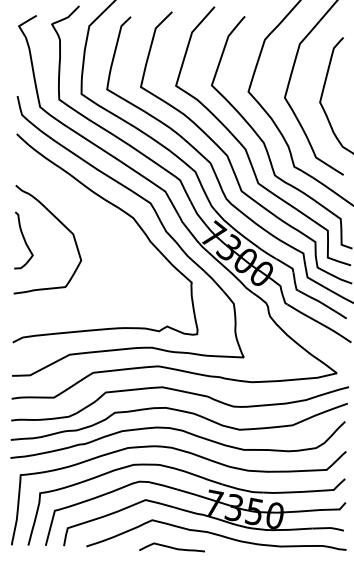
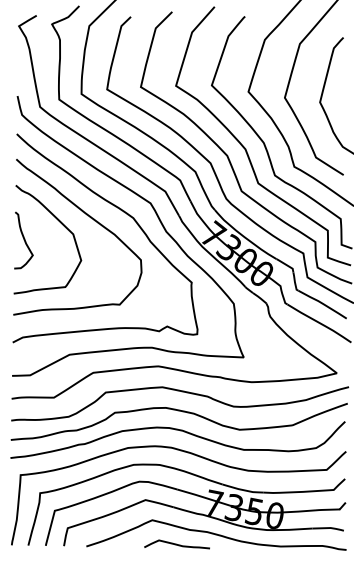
curve: none -> present (90, 218)
curve position: (171, 547) -> (176, 544) (176, 544)
